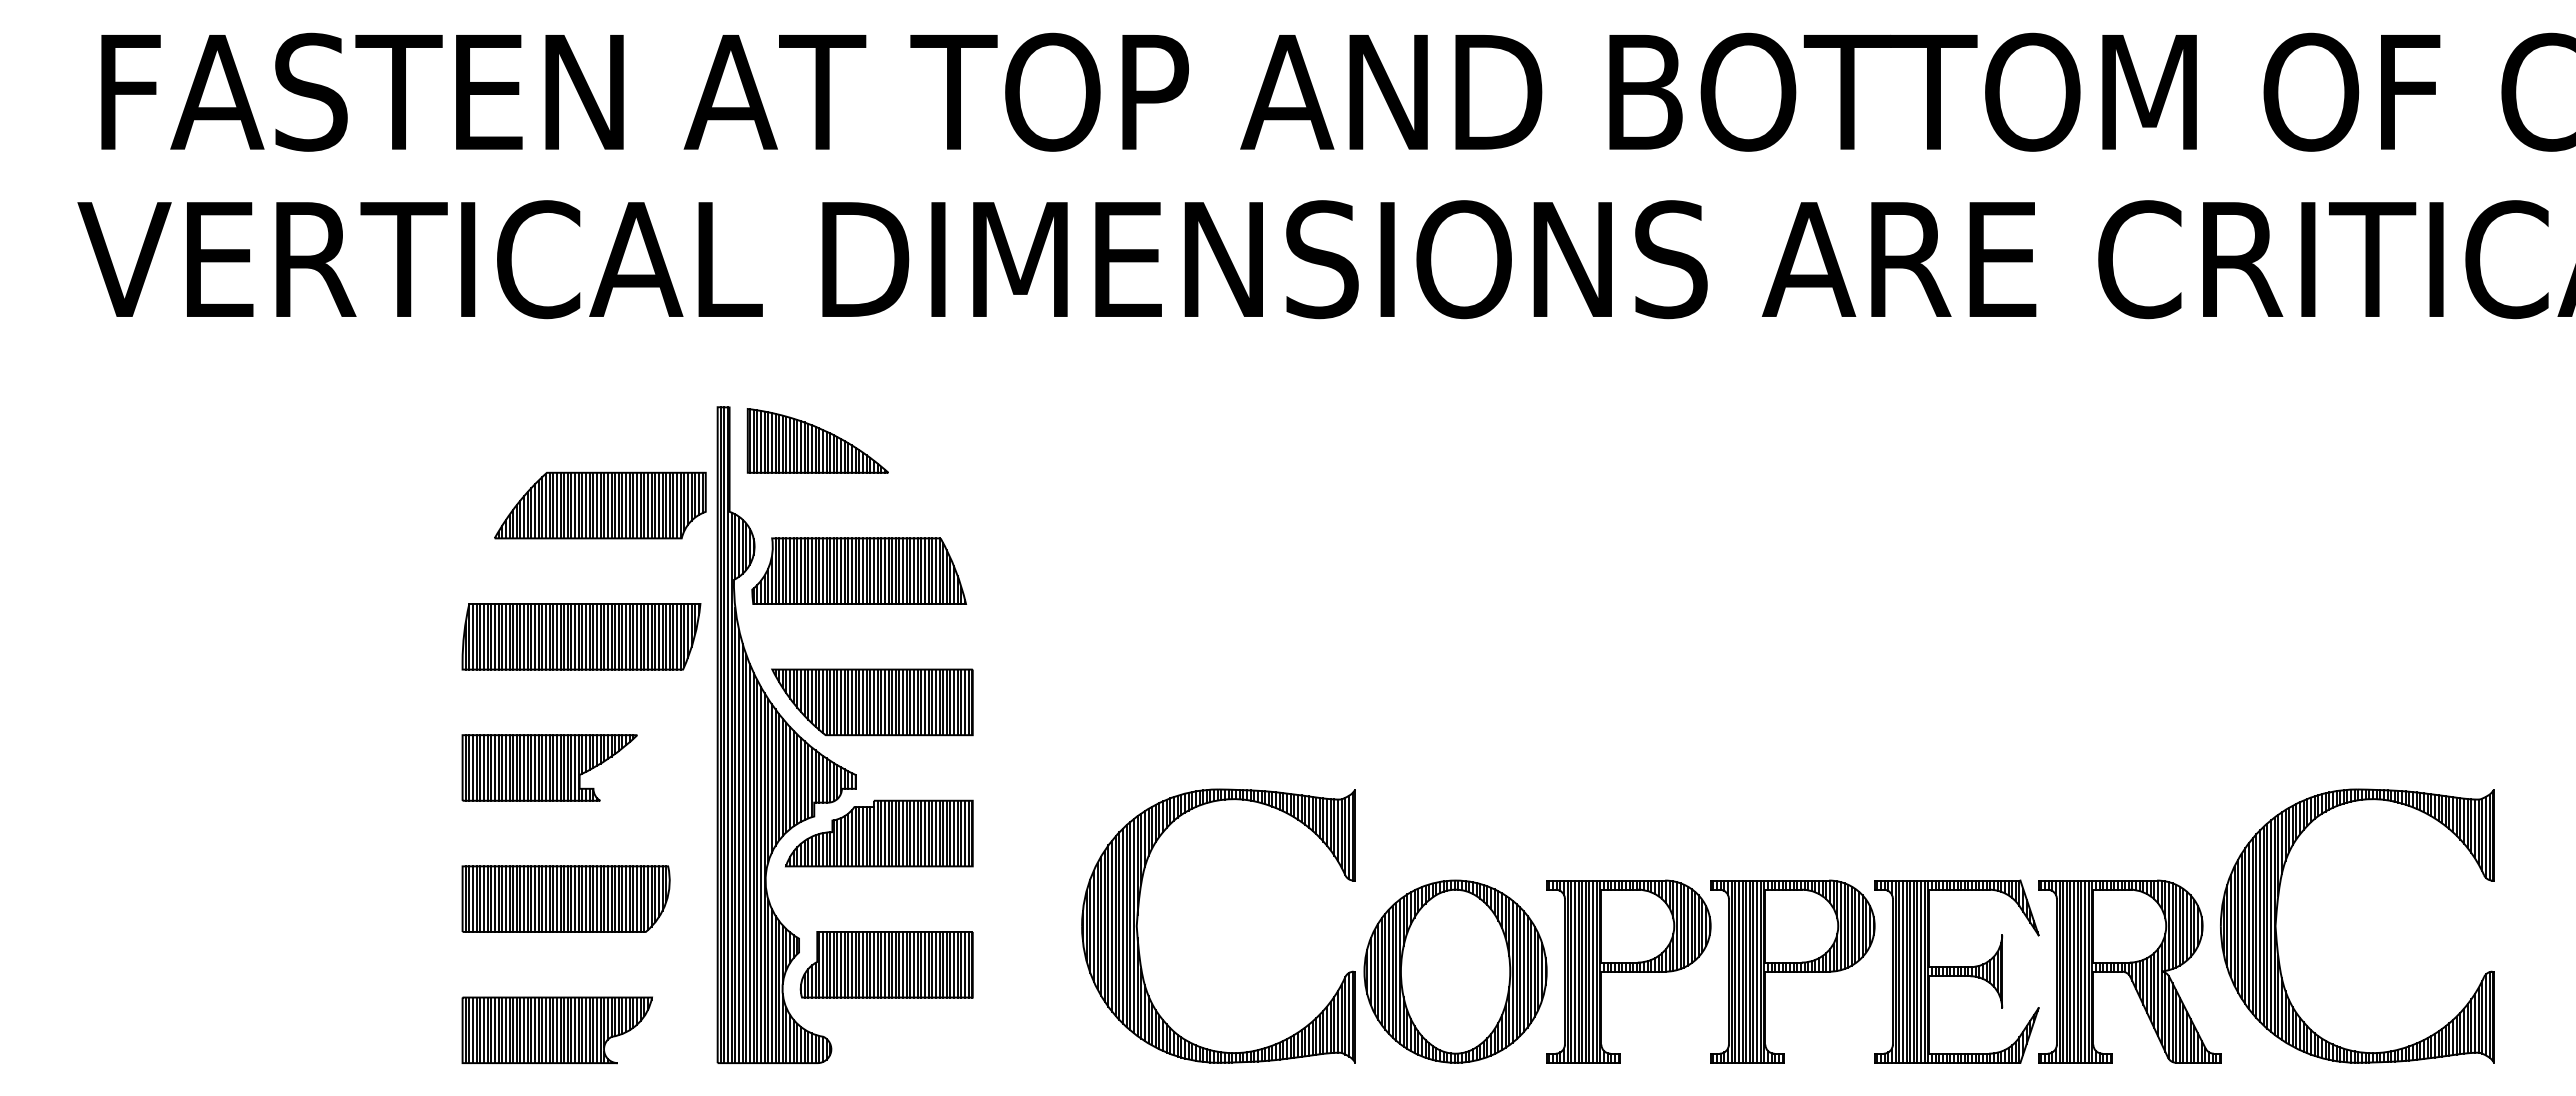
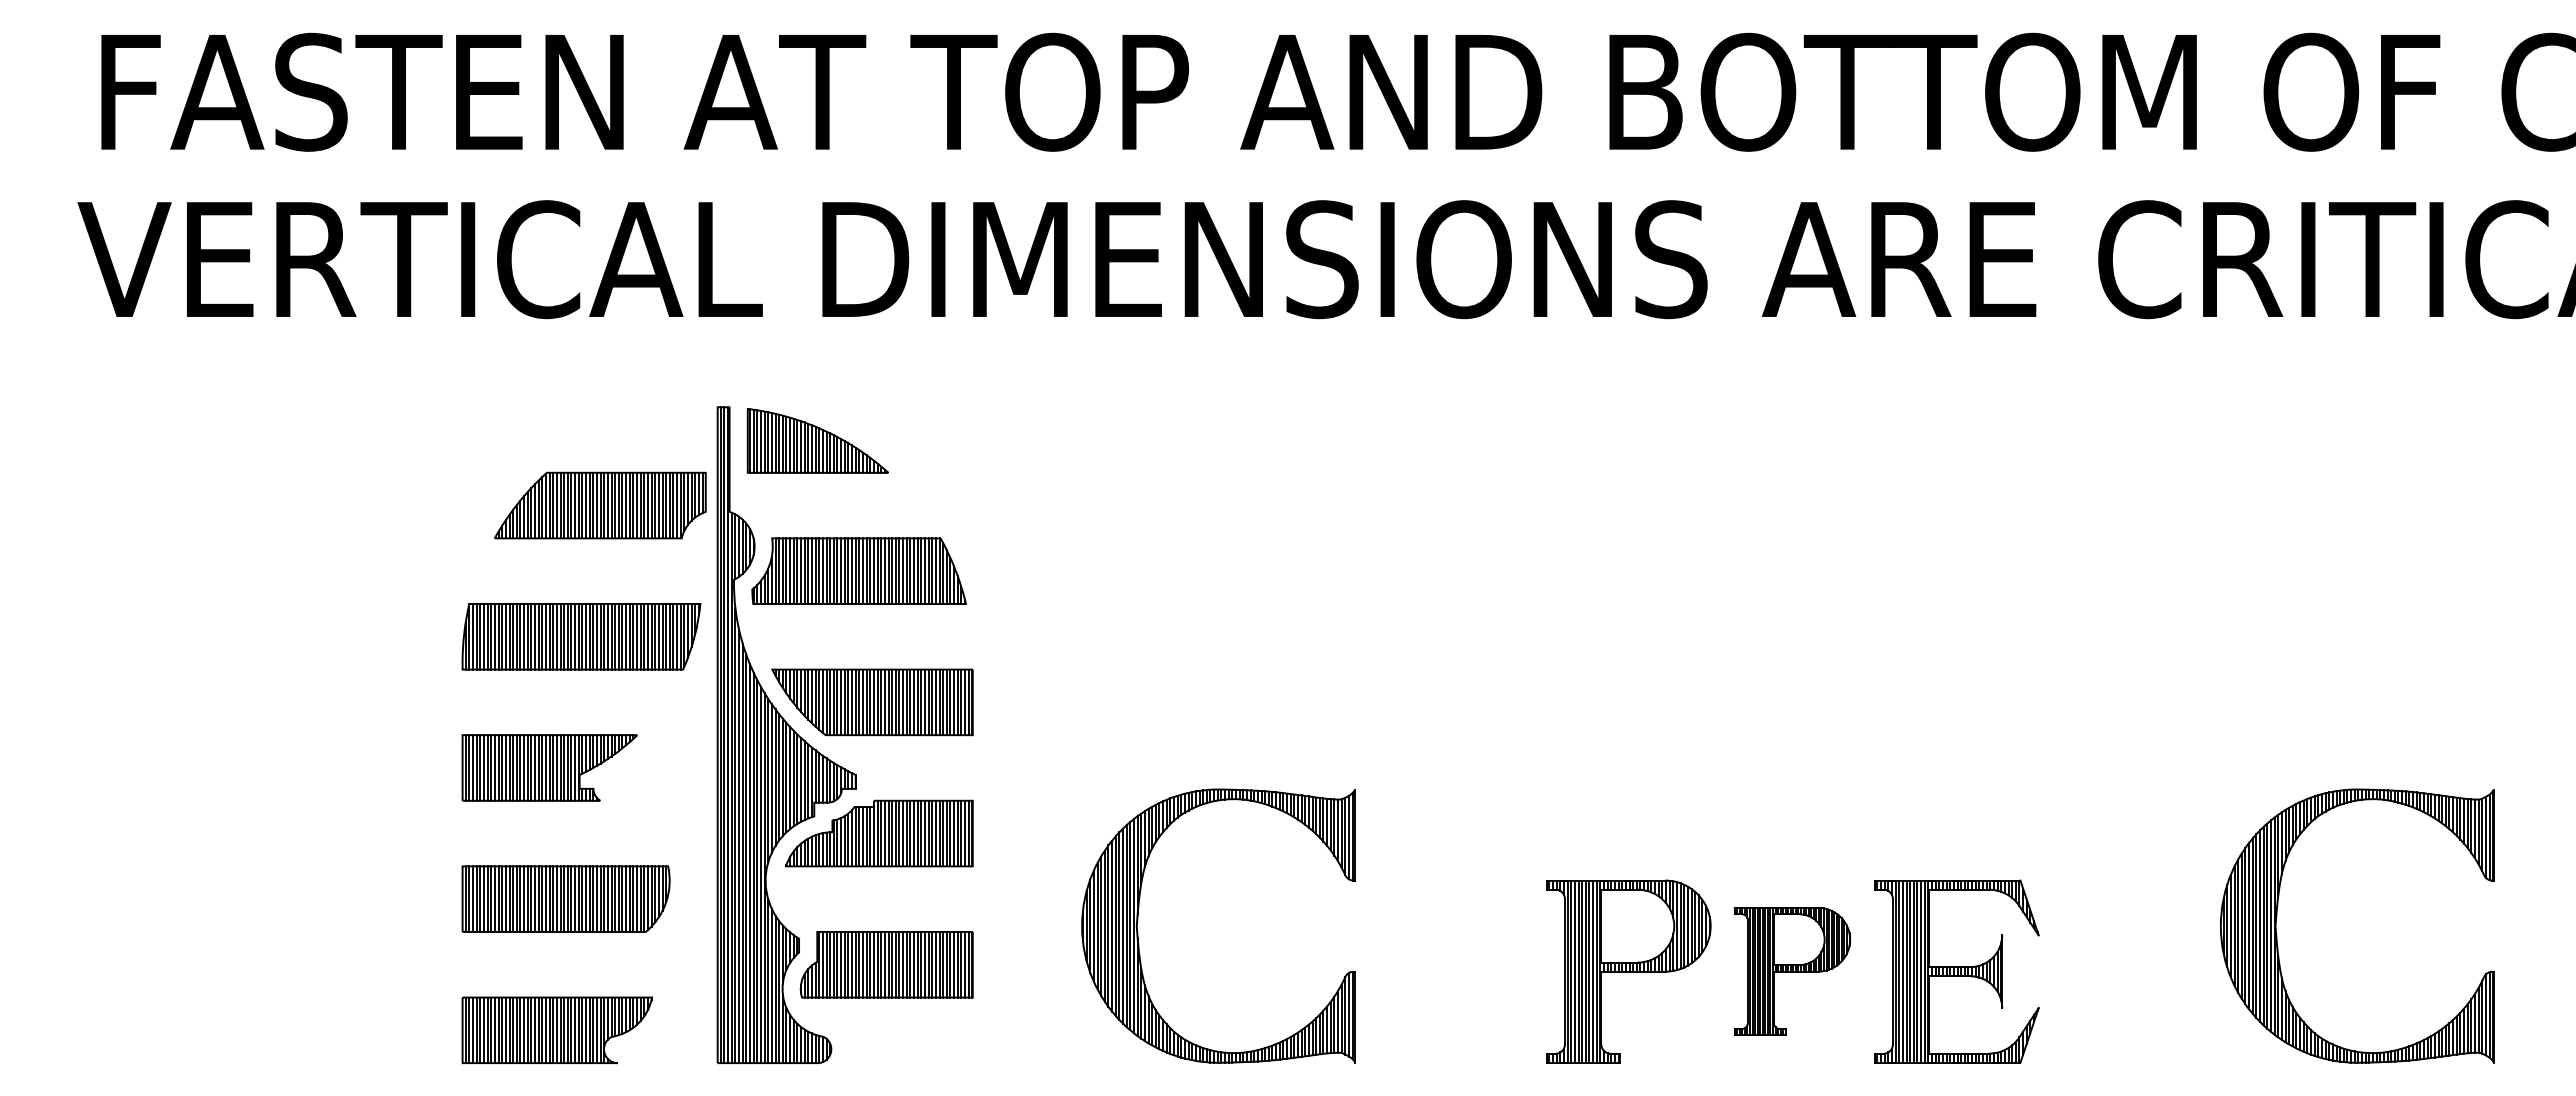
part: present -> none (1455, 971)
part size: 166x185 px -> 118x129 px (1792, 971)
part: present -> none (2129, 971)
